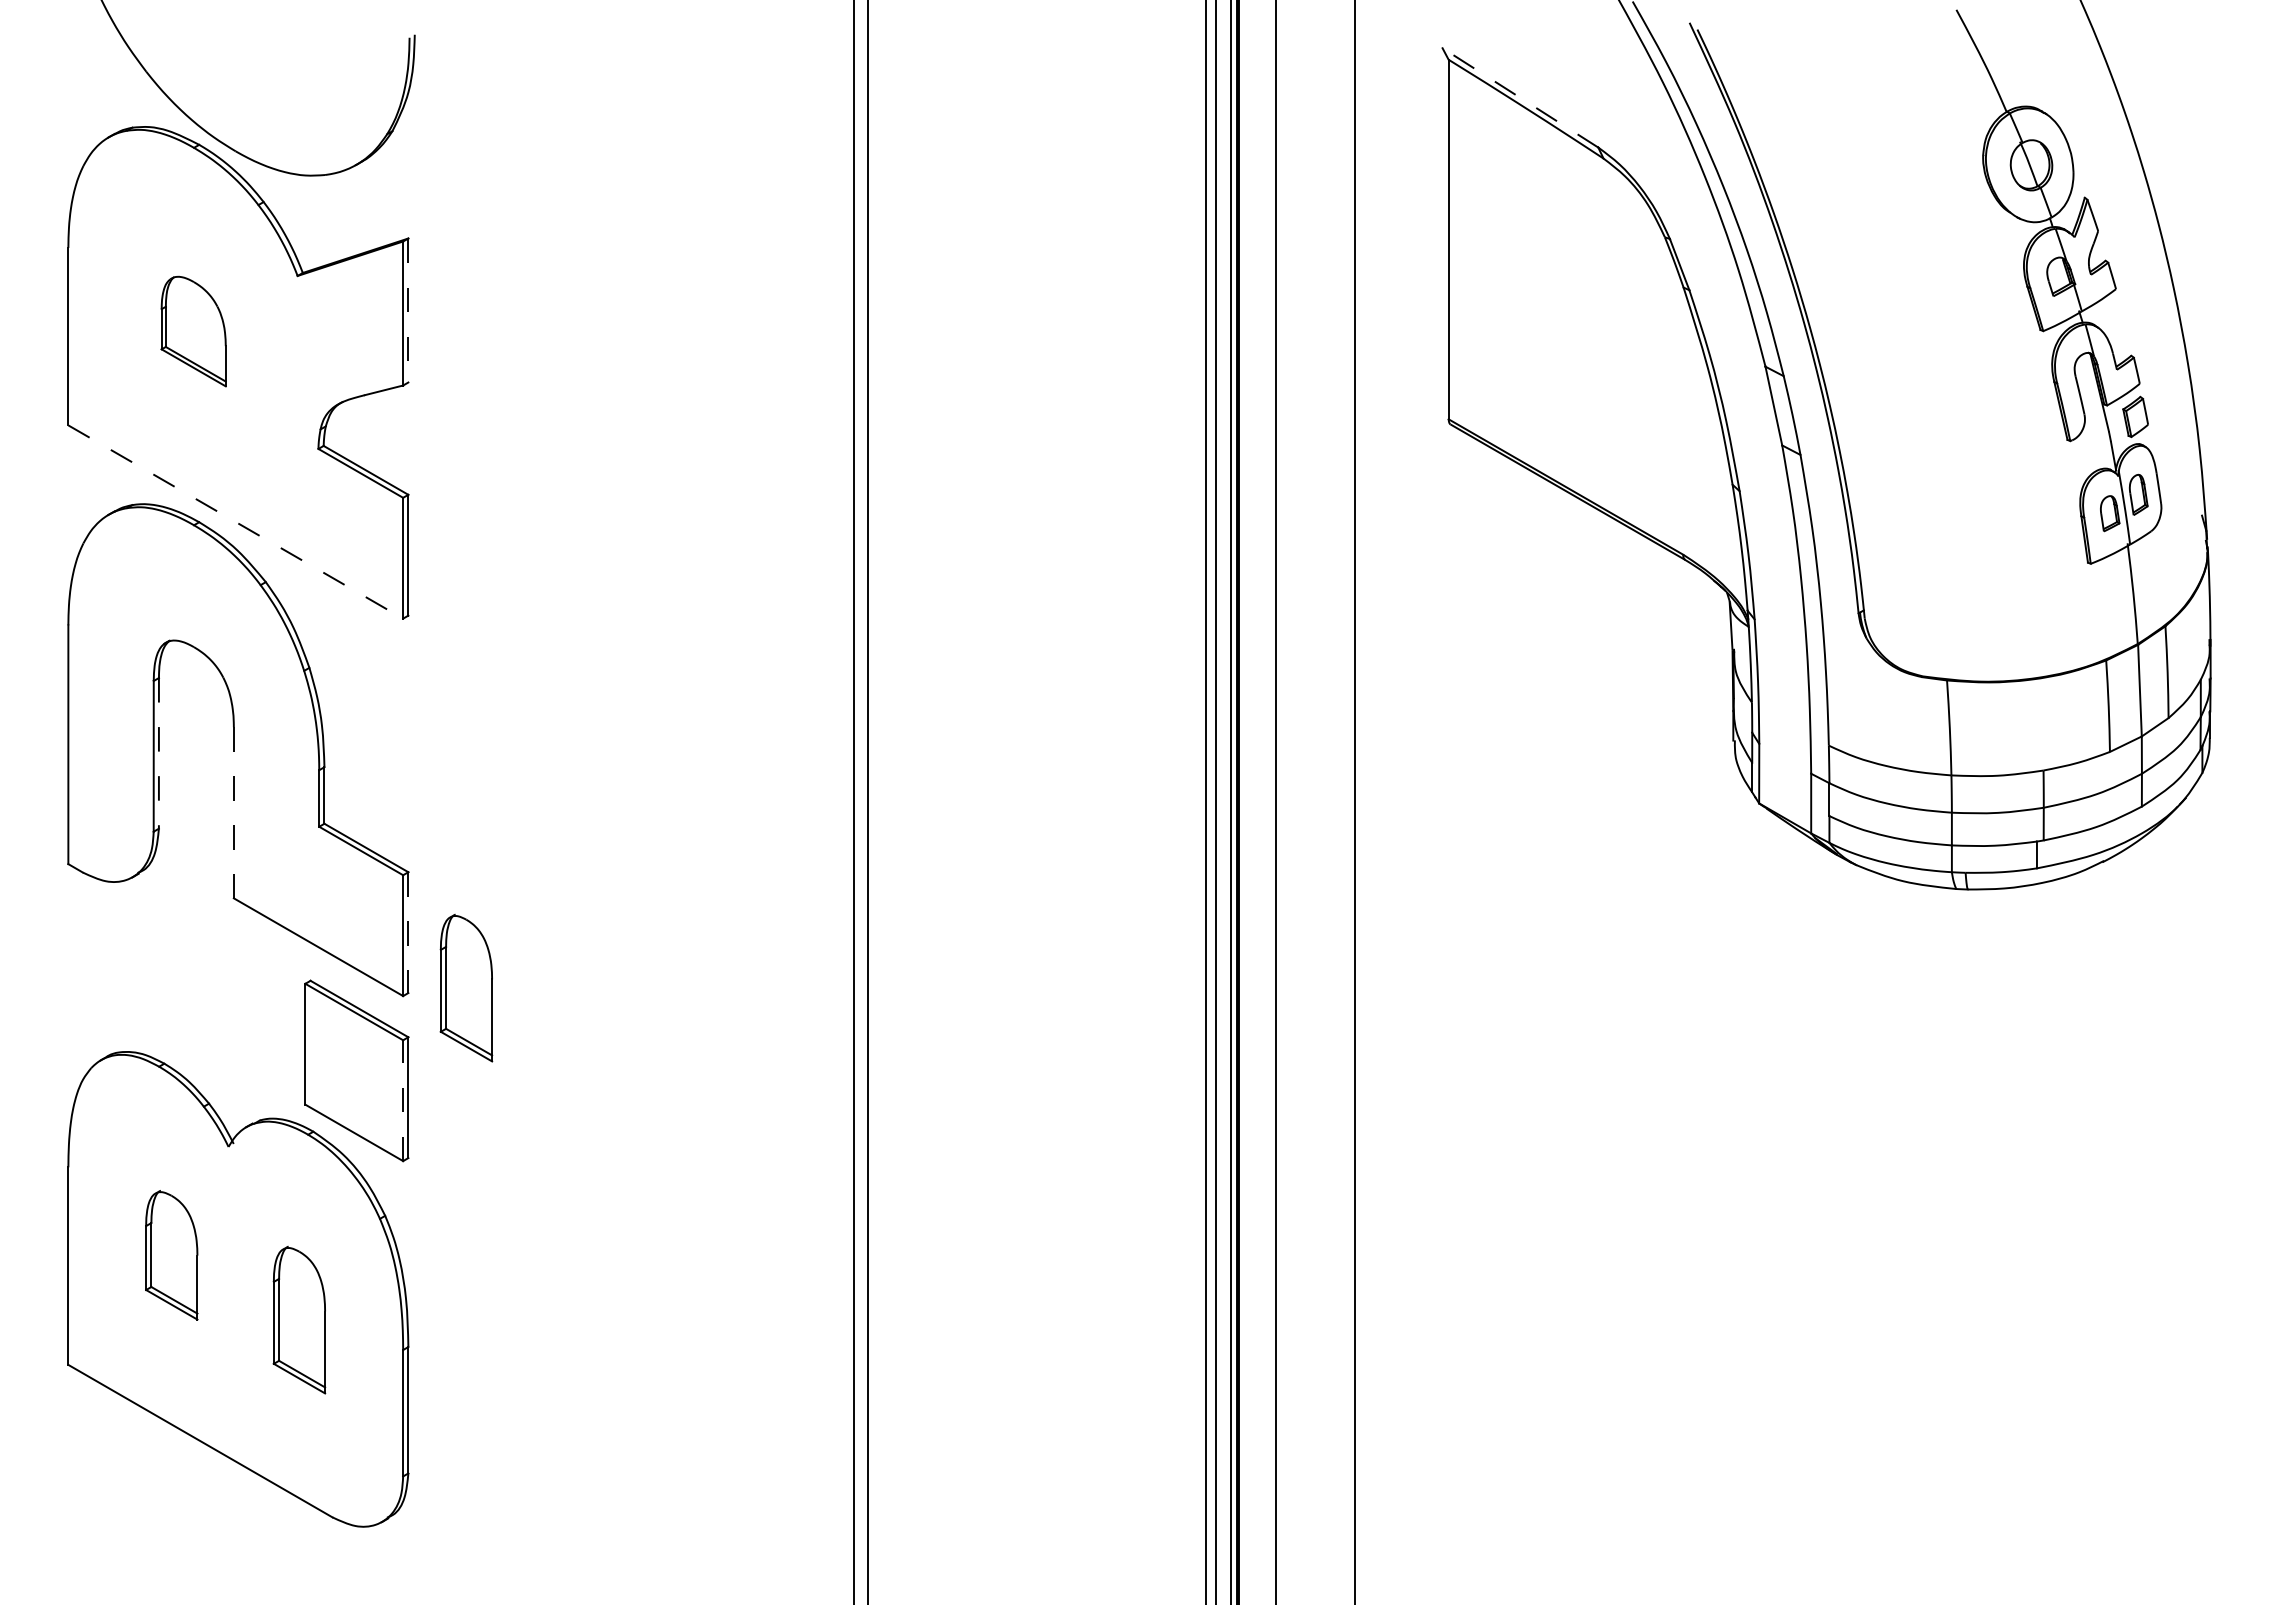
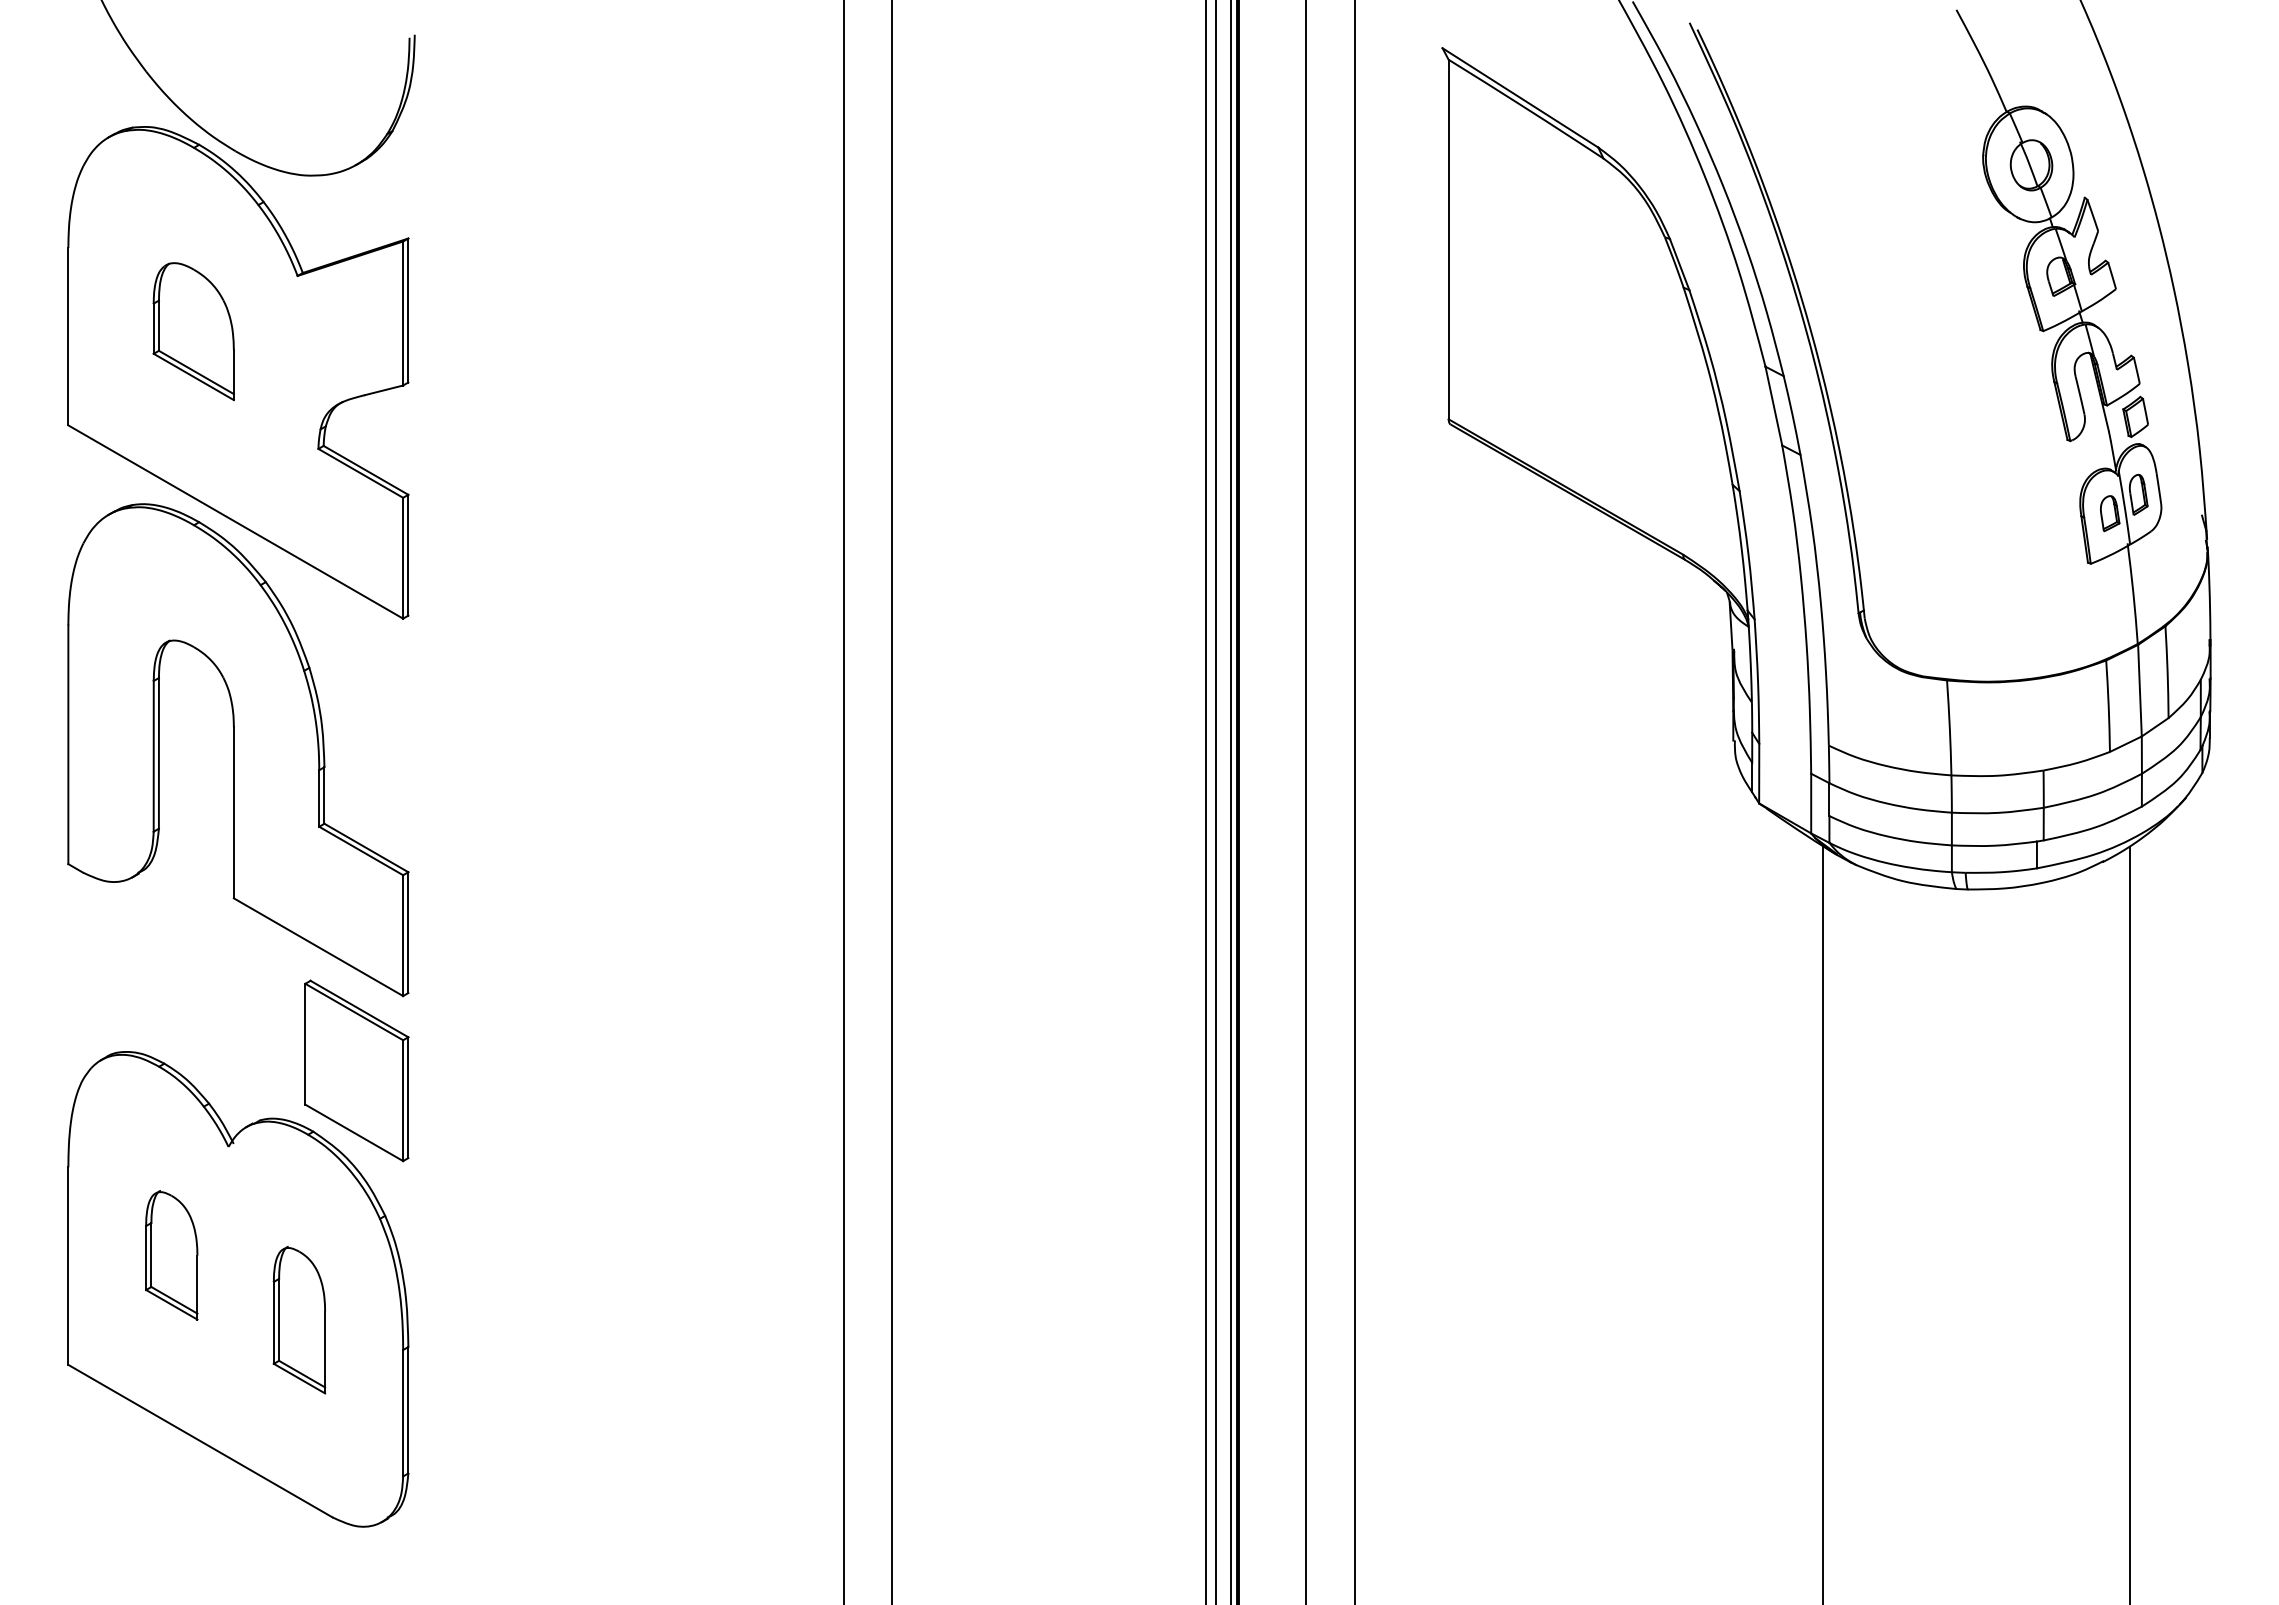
line: dashed -> solid (1520, 97)
line: dashed -> solid (408, 311)
part size: 67x113 px -> 83x139 px (193, 331)
line: dashed -> solid (236, 522)
line: dashed -> solid (158, 753)
line position: (854, 801) -> (892, 801) (892, 801)
line position: (867, 801) -> (843, 801) (843, 801)
line position: (1276, 801) -> (1306, 801) (1306, 801)
line: dashed -> solid (233, 812)
line: dashed -> solid (408, 933)
part: present -> none (466, 987)
line: dashed -> solid (403, 1100)
line: none -> present (1823, 1223)
line: none -> present (2129, 1223)
